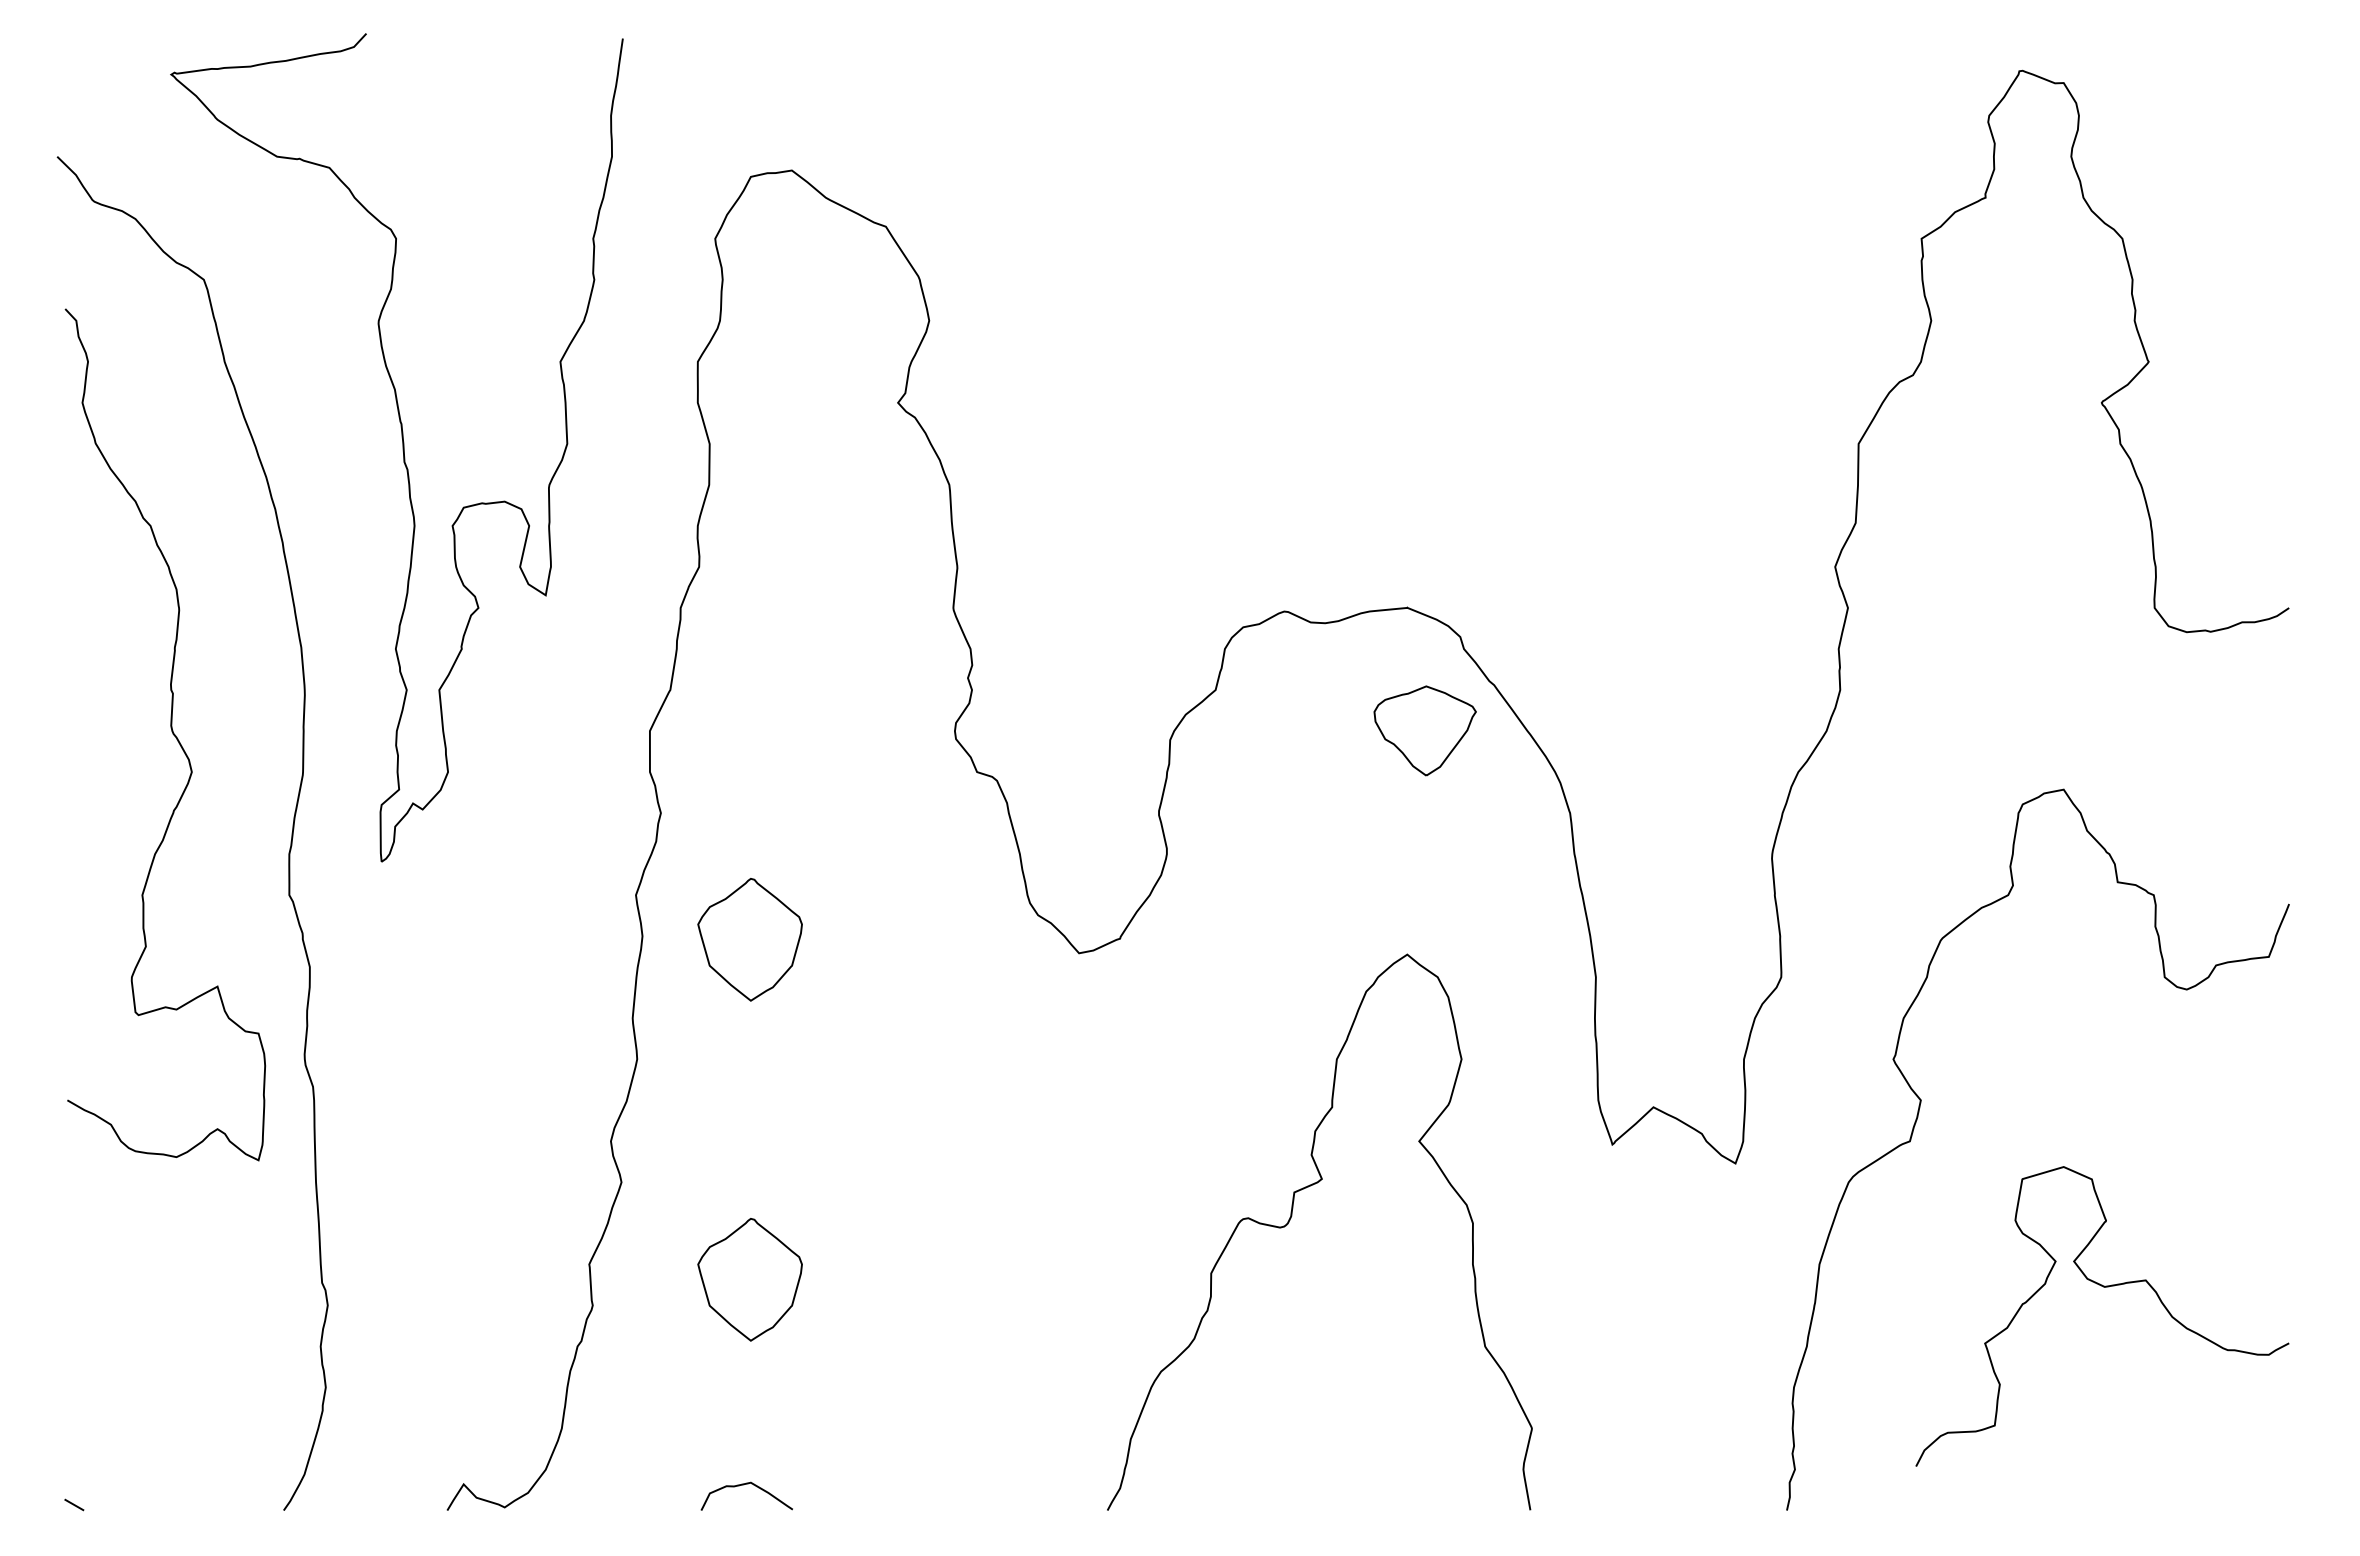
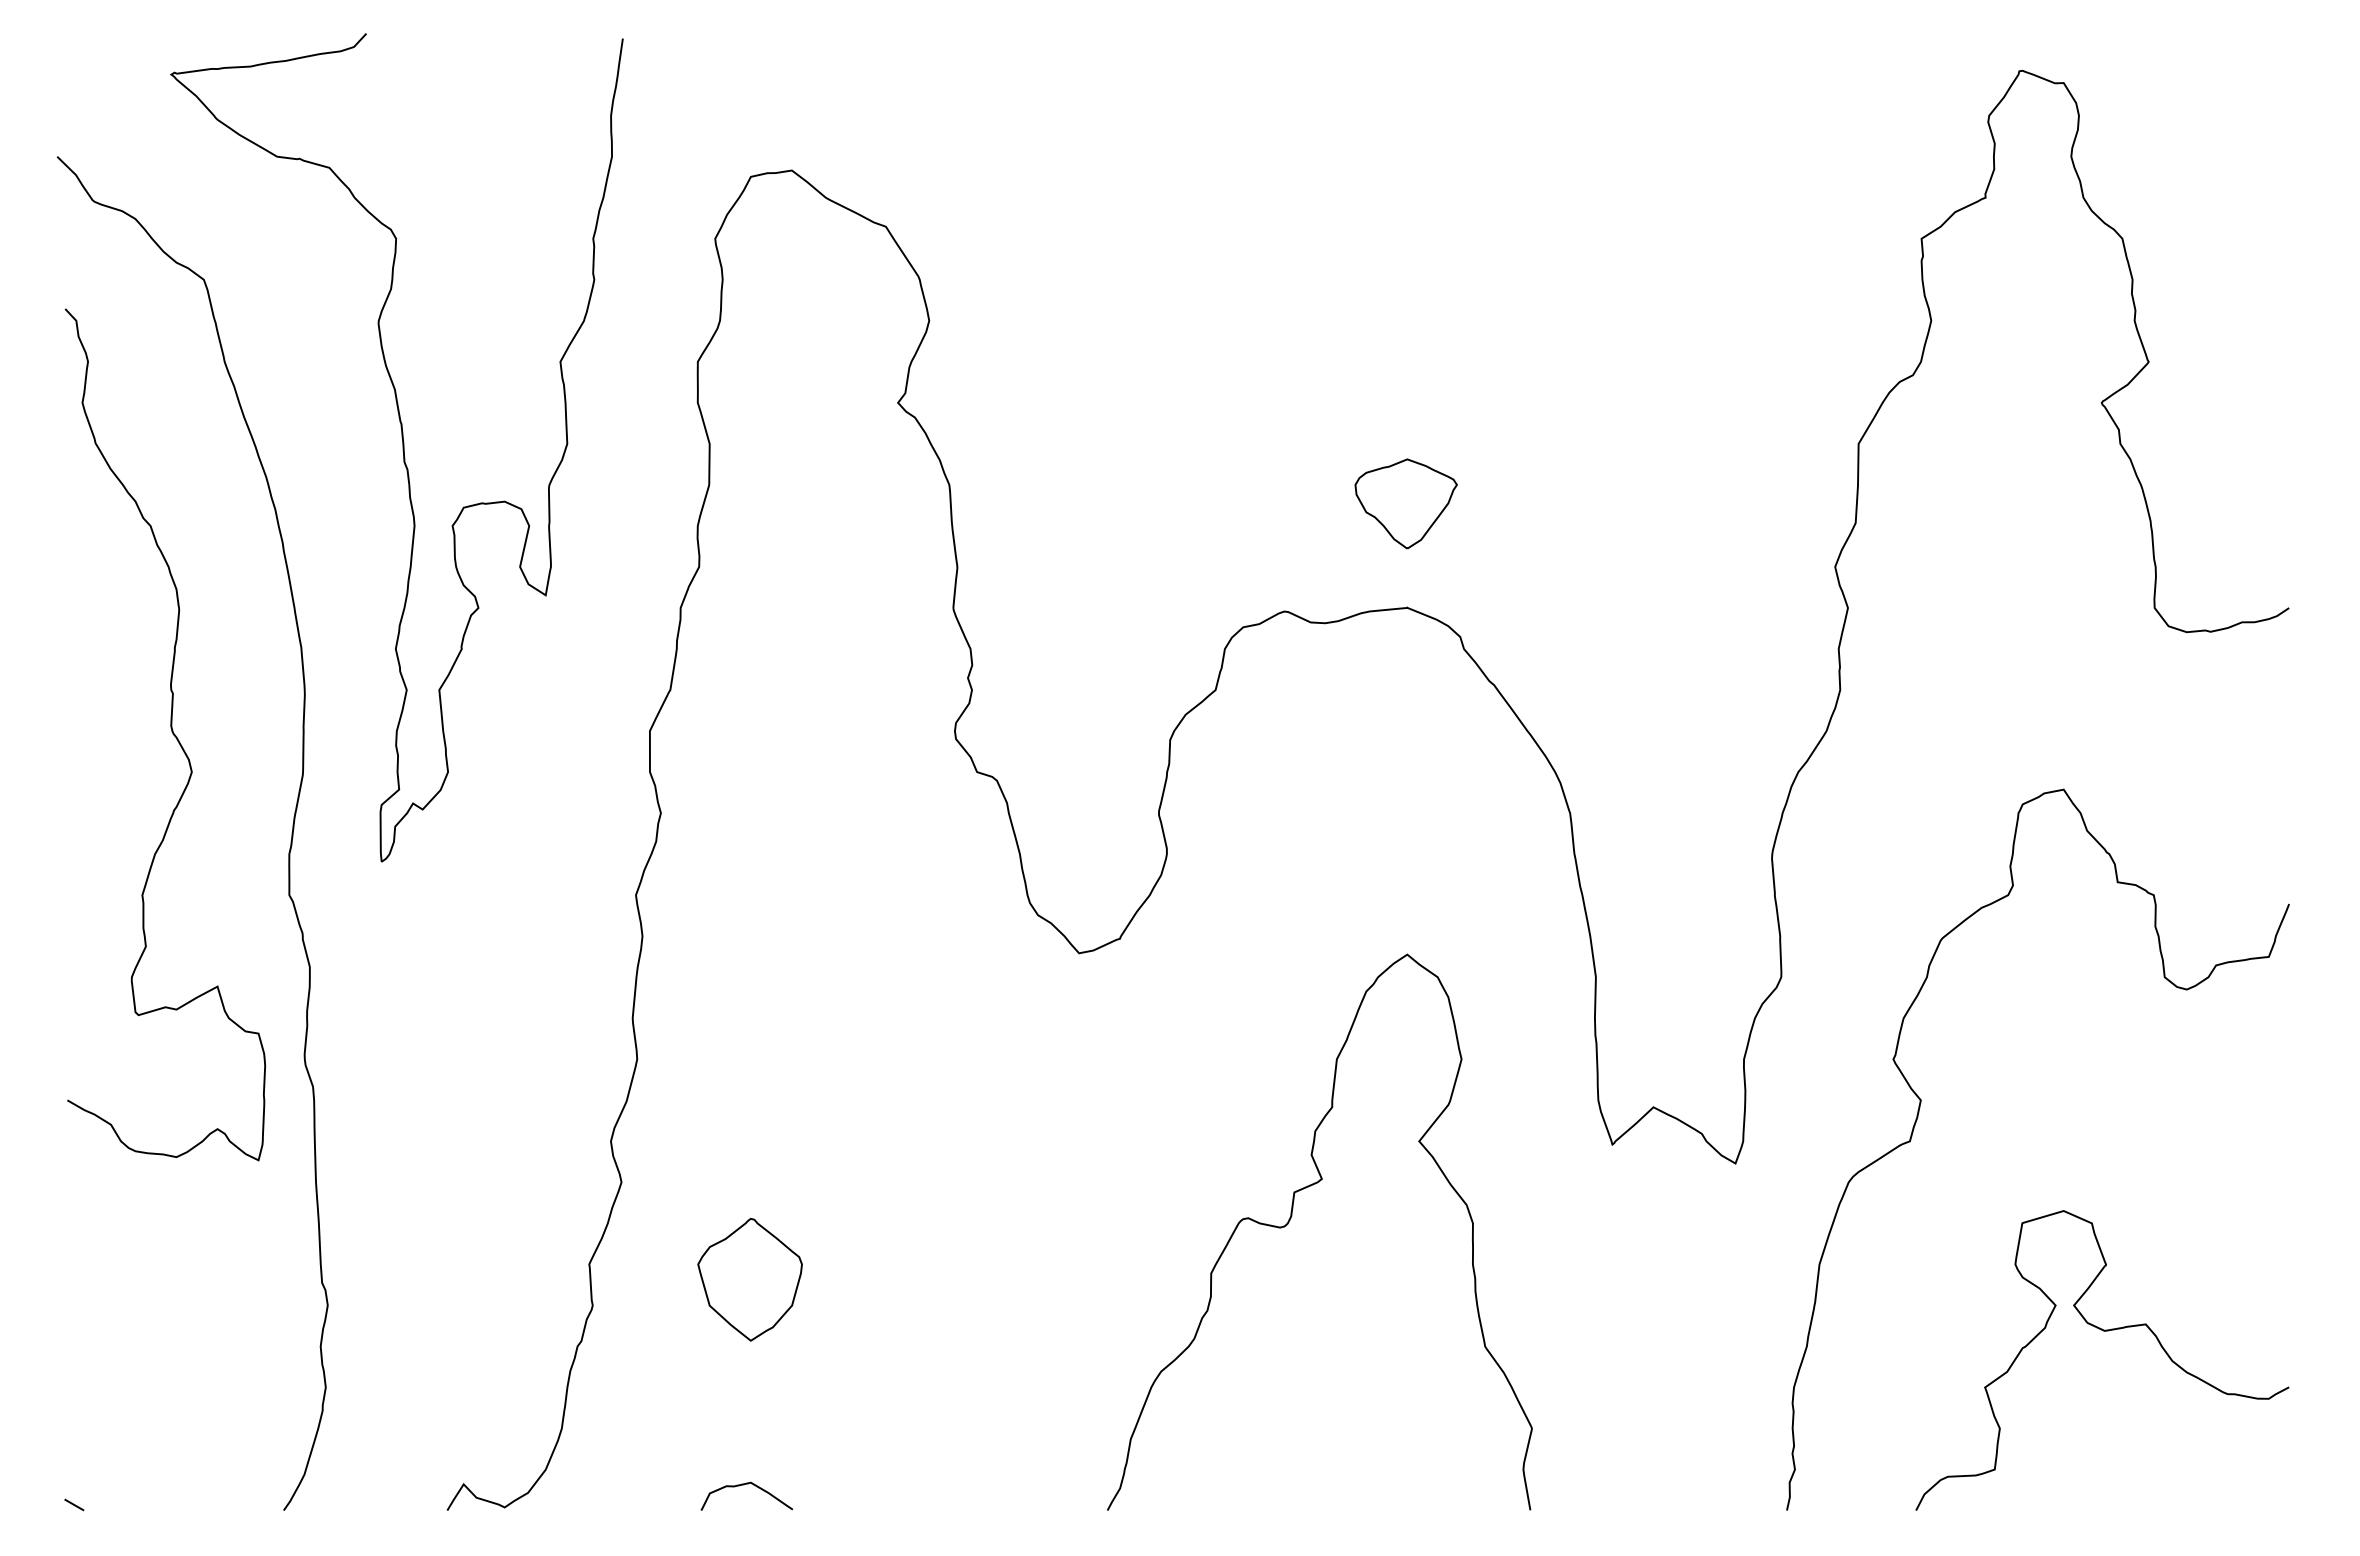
part position: (1424, 730) -> (1405, 503) (1405, 503)
part: present -> none (749, 939)
curve position: (2103, 1287) -> (2103, 1331) (2103, 1331)
